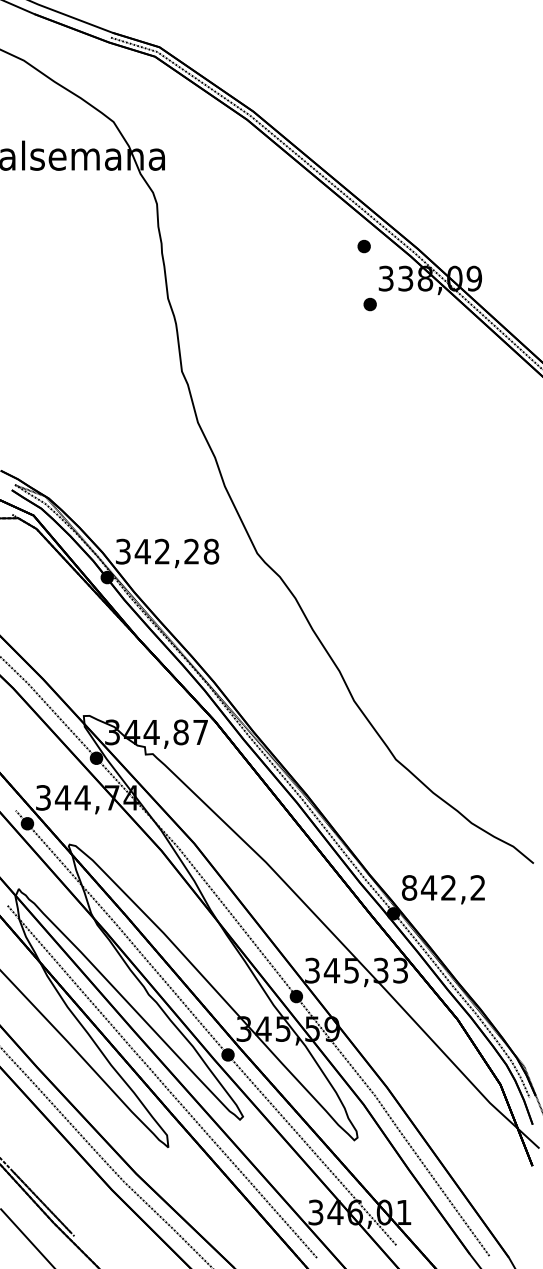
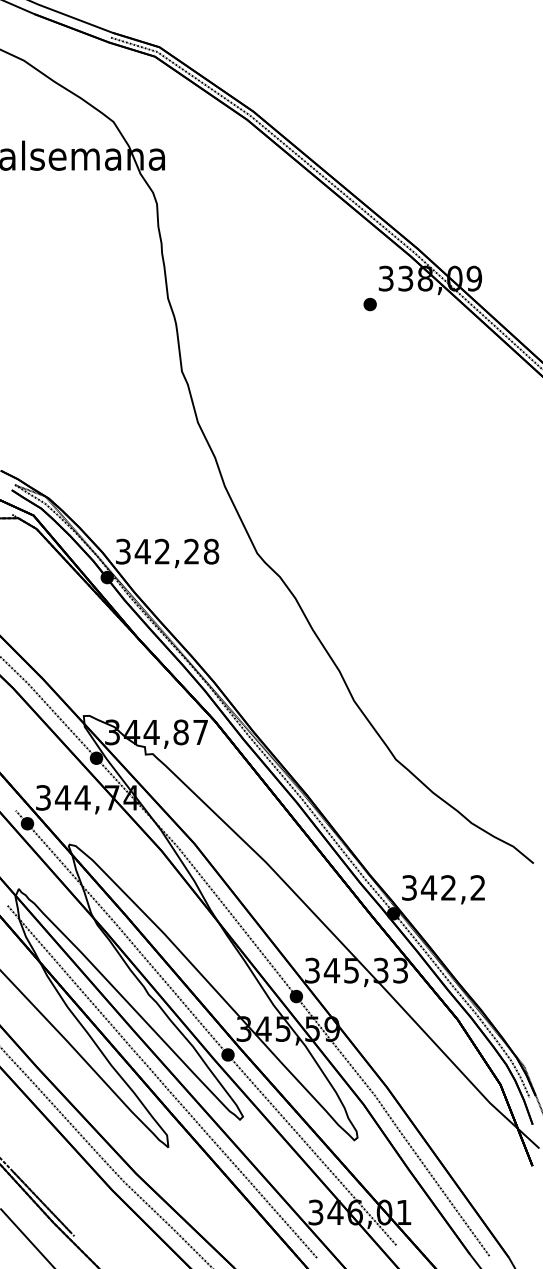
part: present -> none (363, 246)
text: 842,2 -> 342,2 (409, 887)
